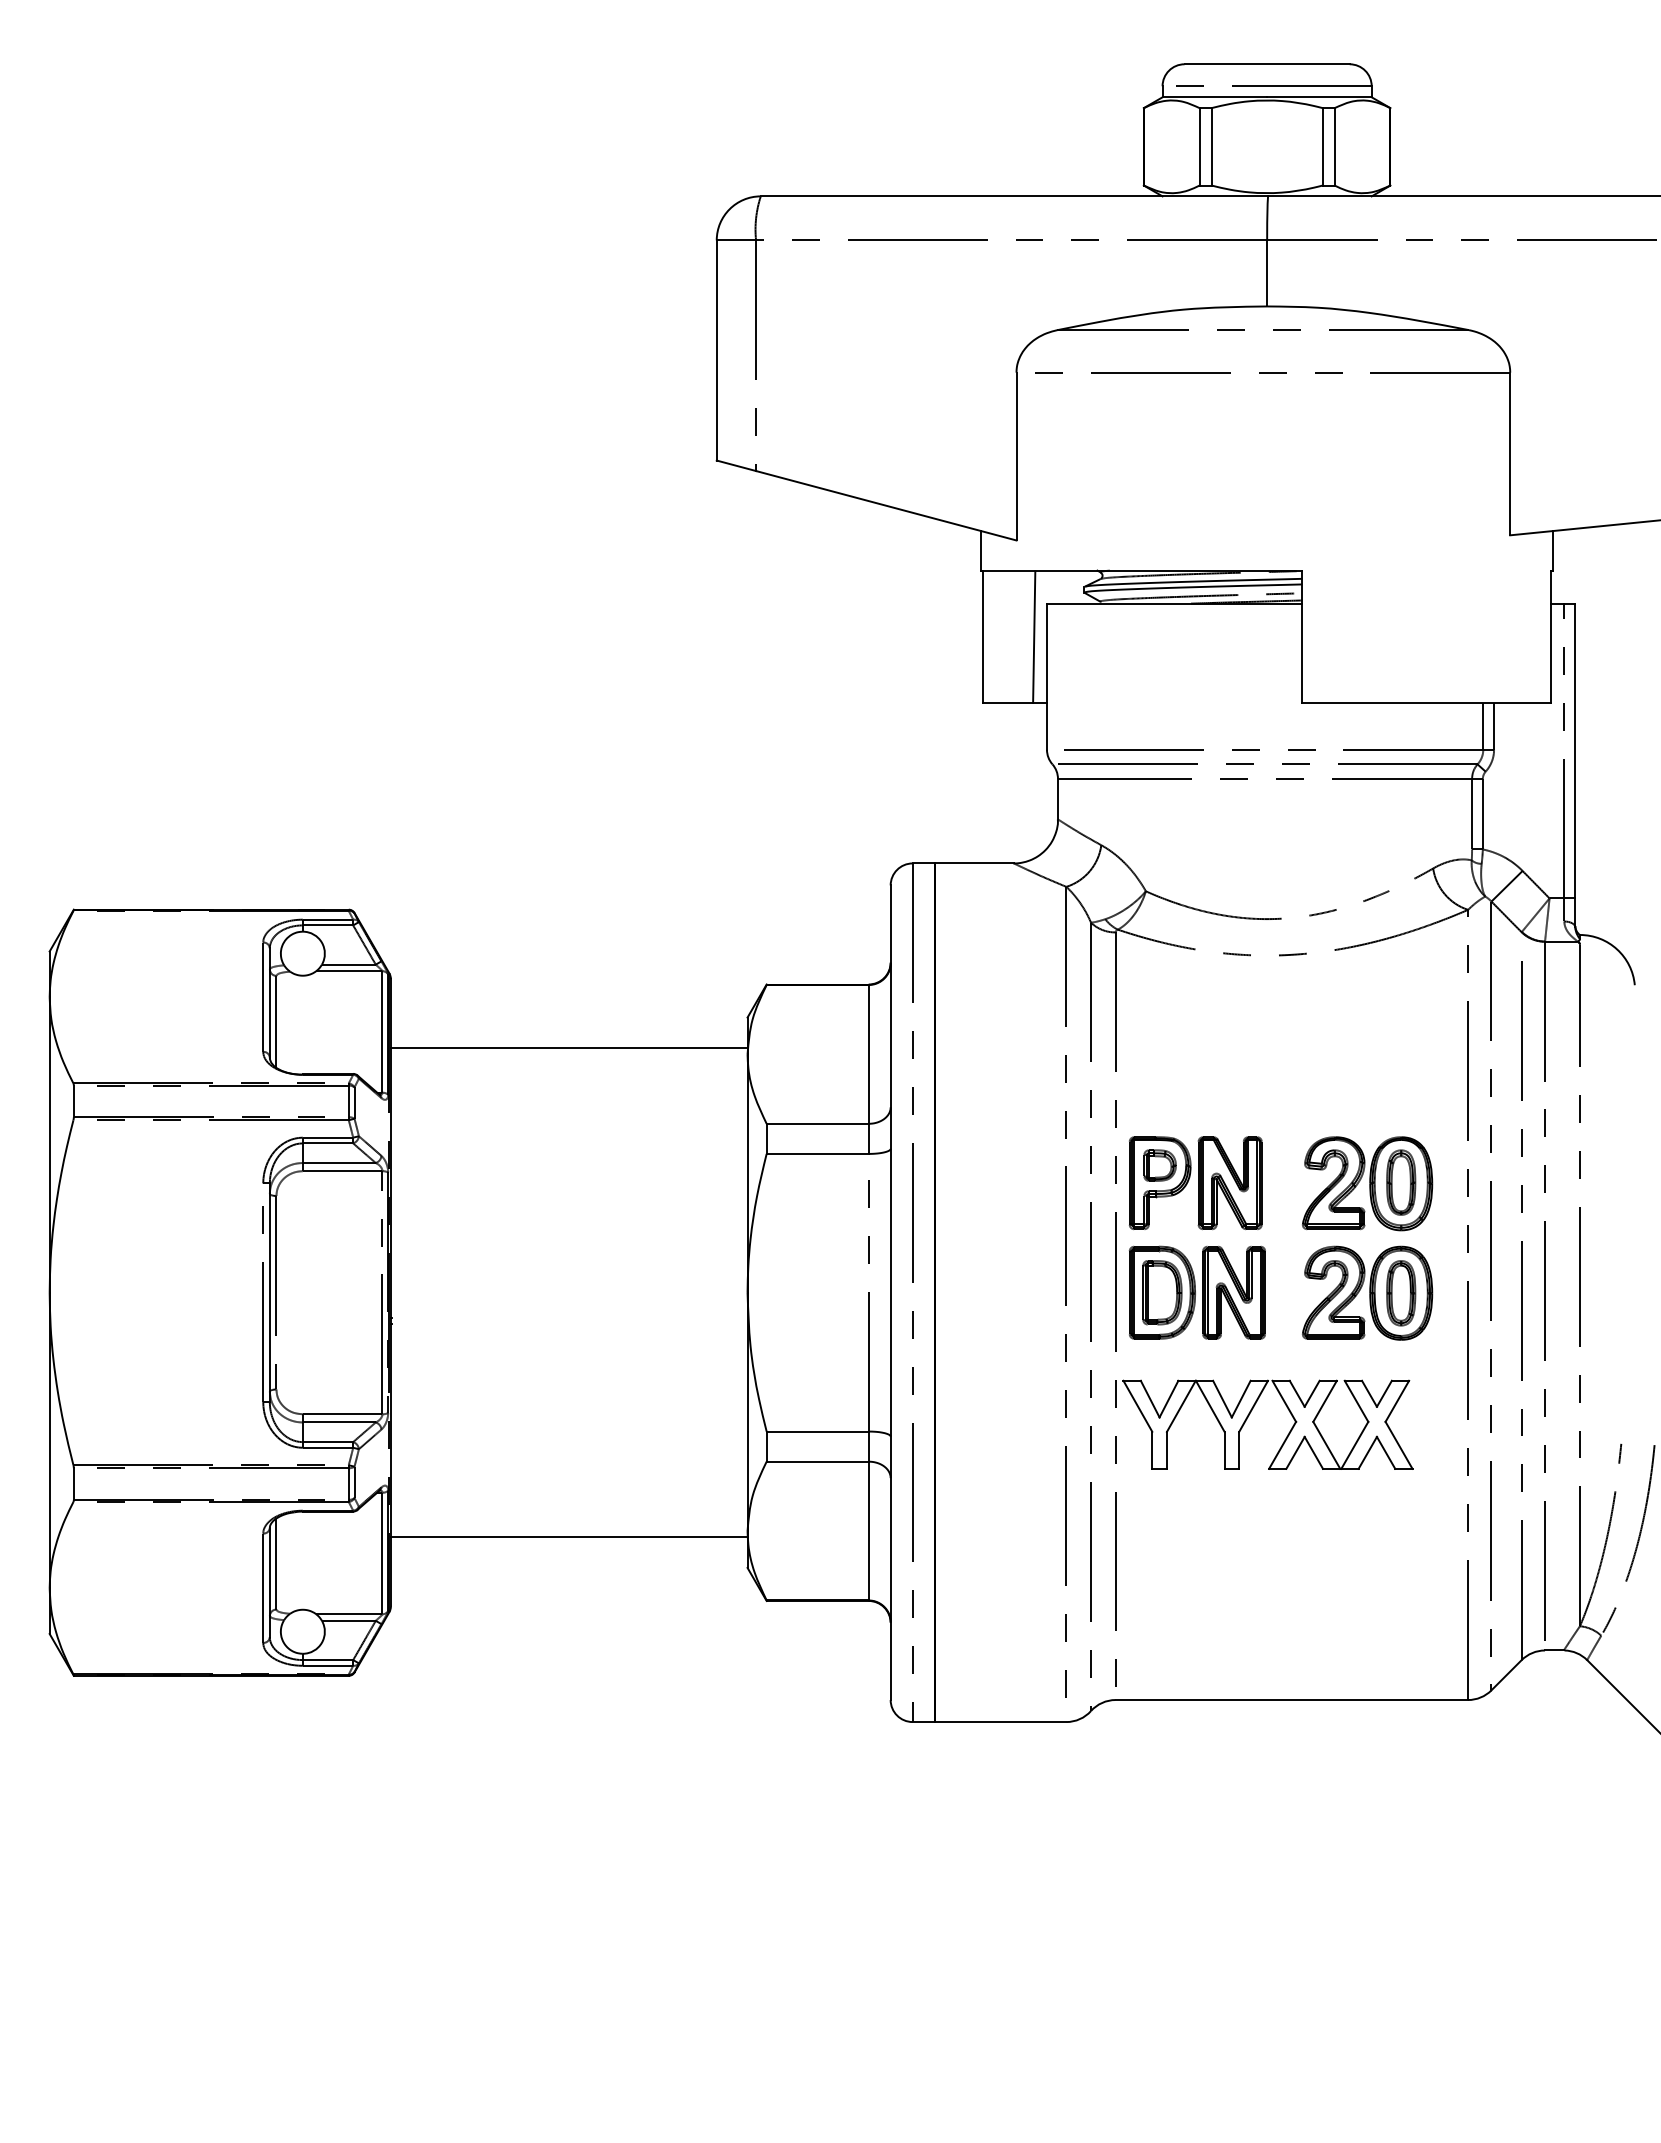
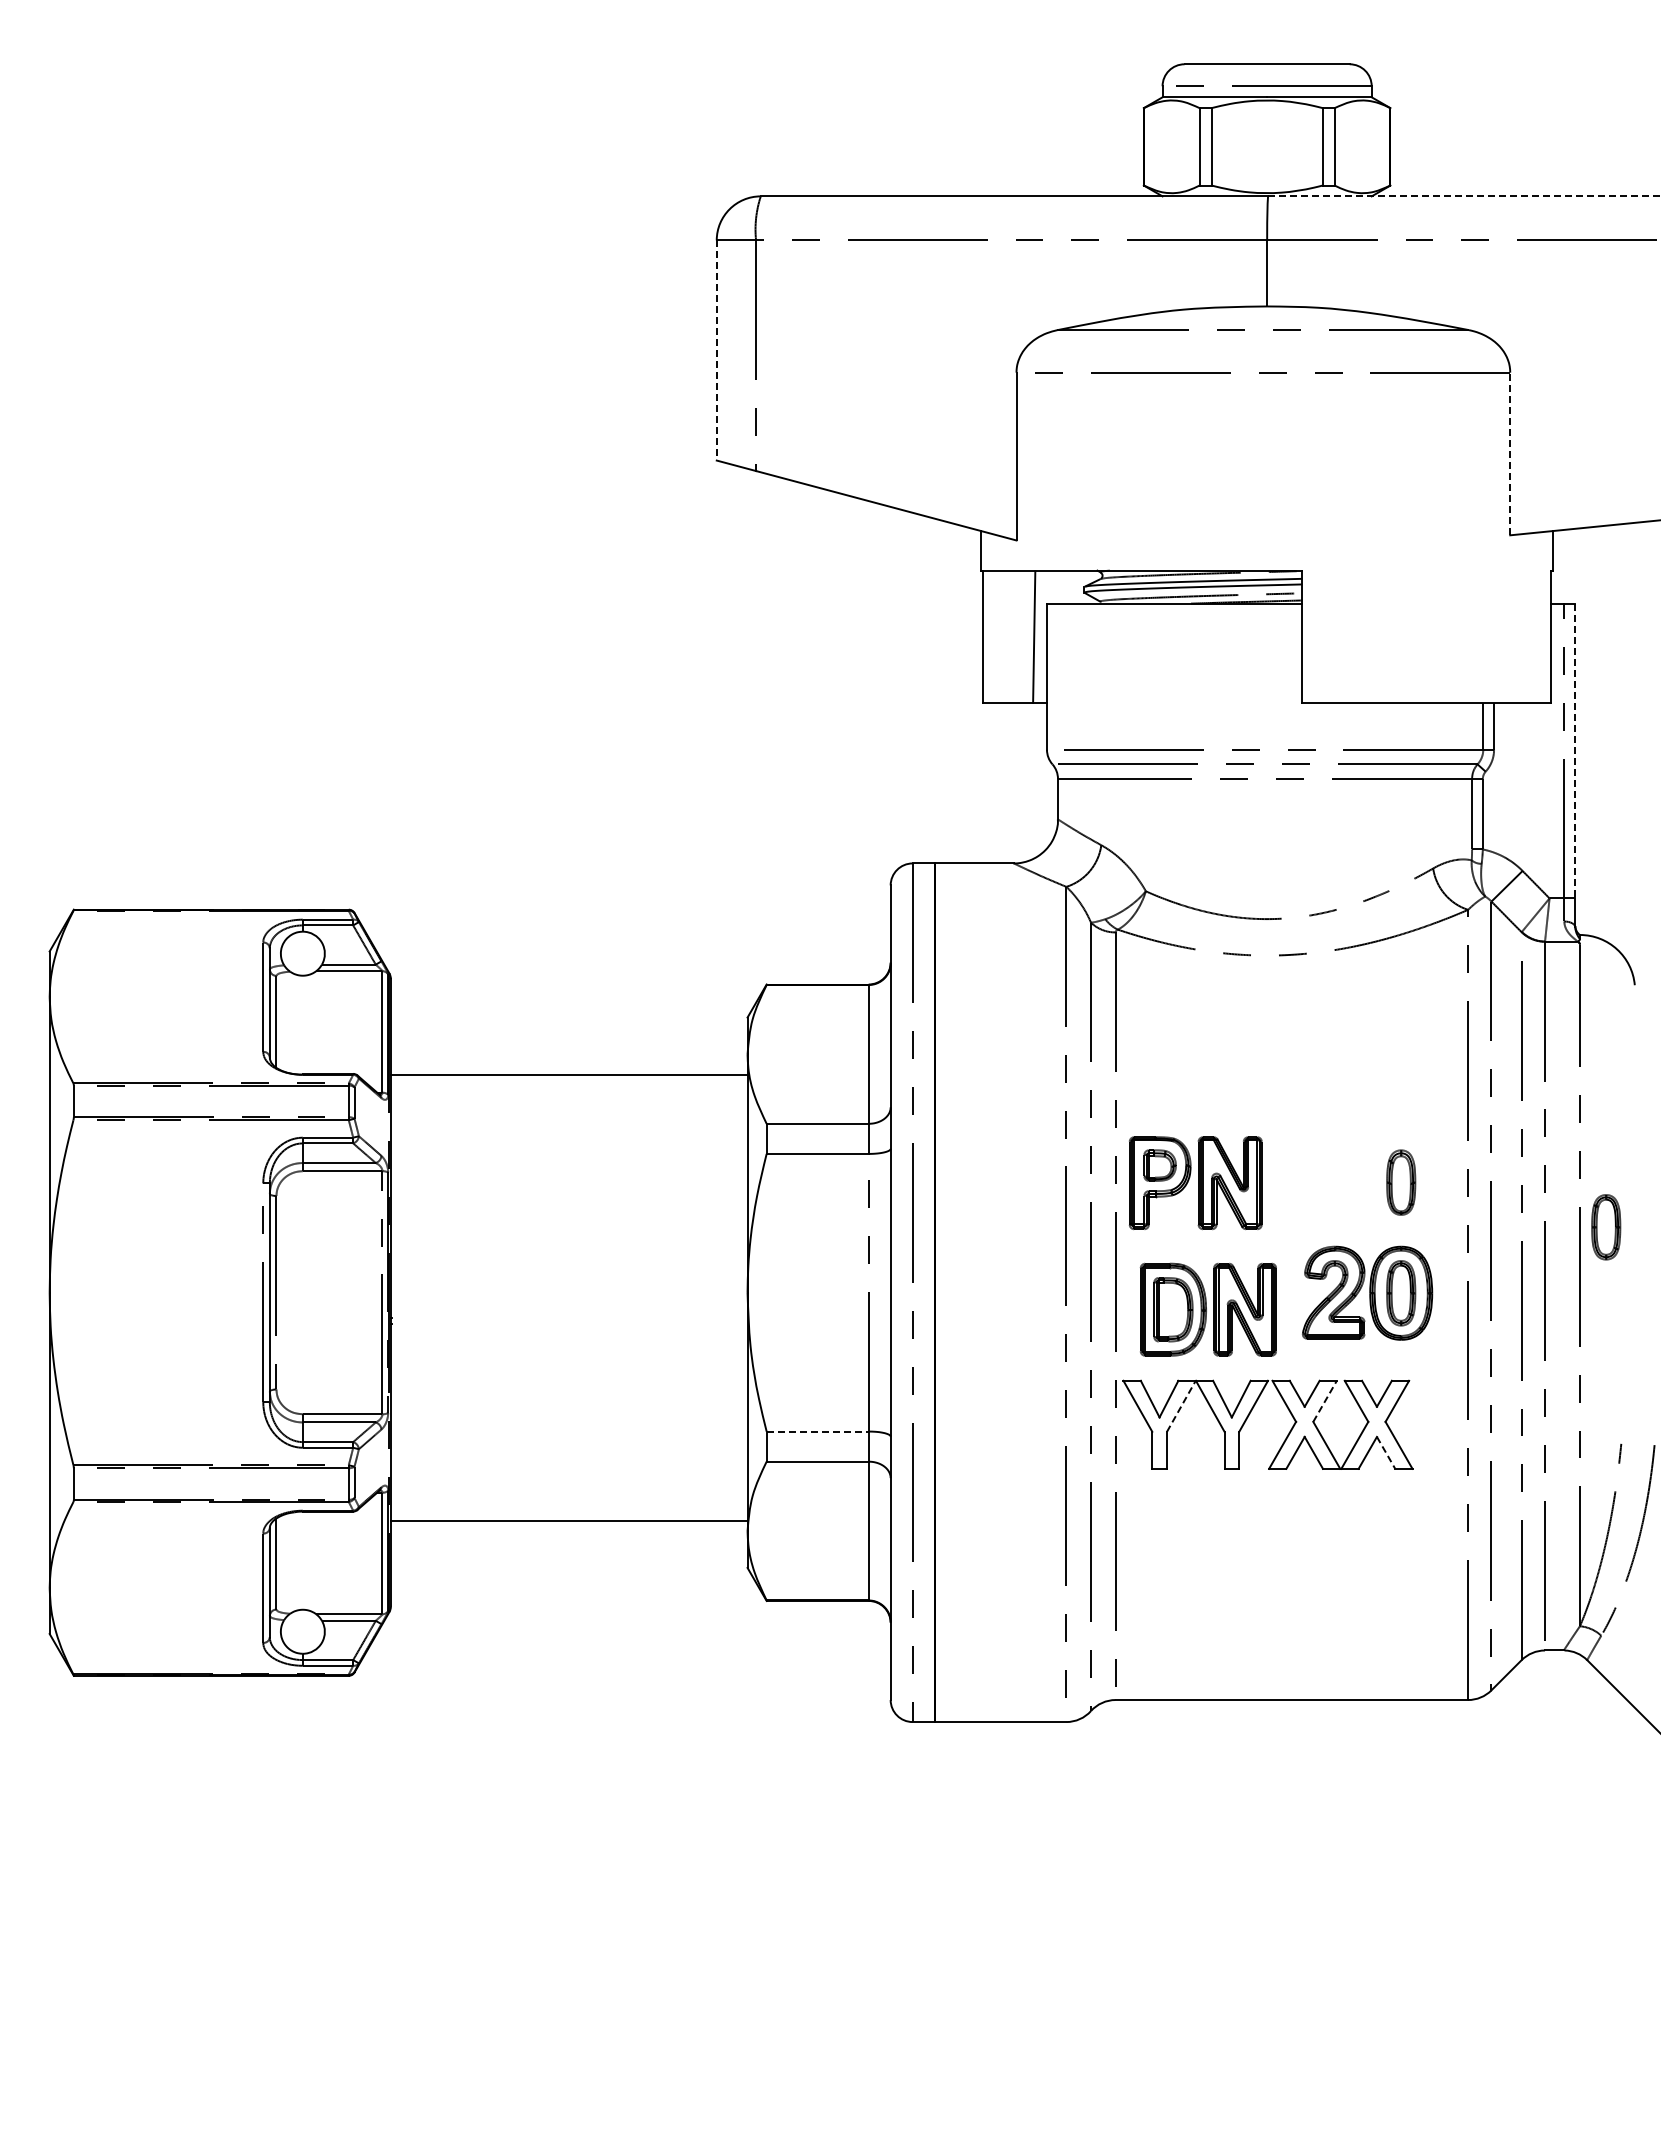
line: solid -> dashed (1464, 196)
line: solid -> dashed (716, 350)
line: solid -> dashed (1510, 453)
line: solid -> dashed (1575, 751)
line position: (568, 1048) -> (568, 1075) (568, 1075)
part: present -> none (1367, 1183)
part: none -> present (1606, 1227)
part position: (1196, 1292) -> (1207, 1309) (1207, 1309)
line: solid -> dashed (1325, 1401)
line: solid -> dashed (1181, 1405)
line: solid -> dashed (817, 1431)
line: solid -> dashed (1386, 1453)
line position: (568, 1537) -> (568, 1521) (568, 1521)
